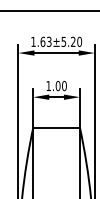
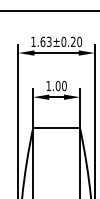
text: 1.63±5.20 -> 1.63±0.20 (63, 41)
